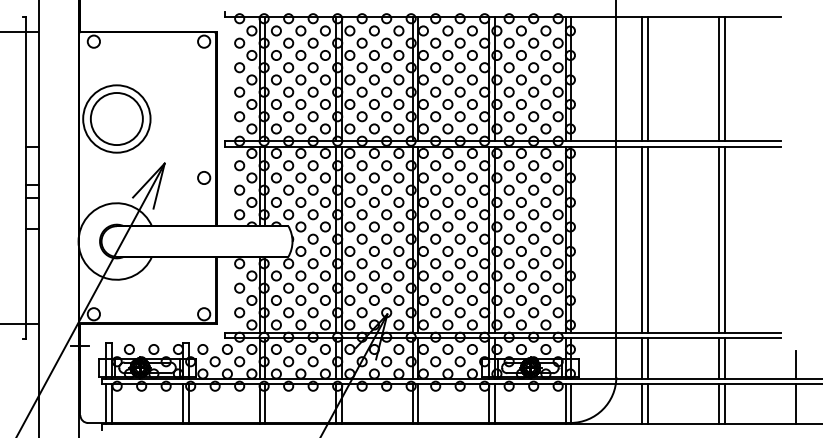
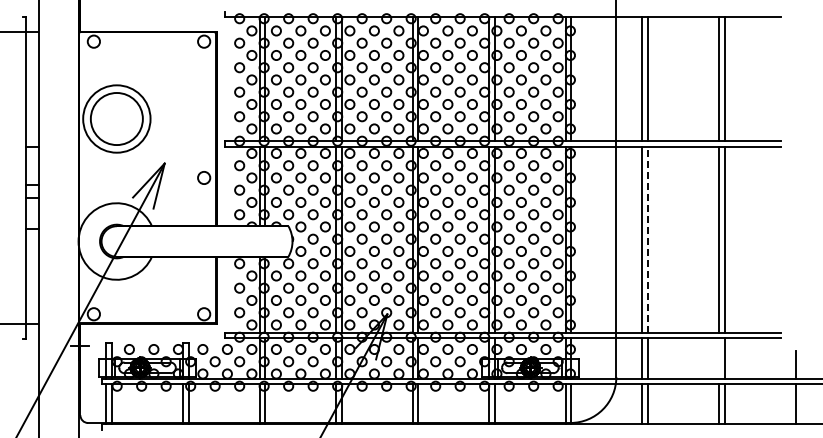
line: solid -> dashed (647, 239)
line: present -> none (718, 358)
